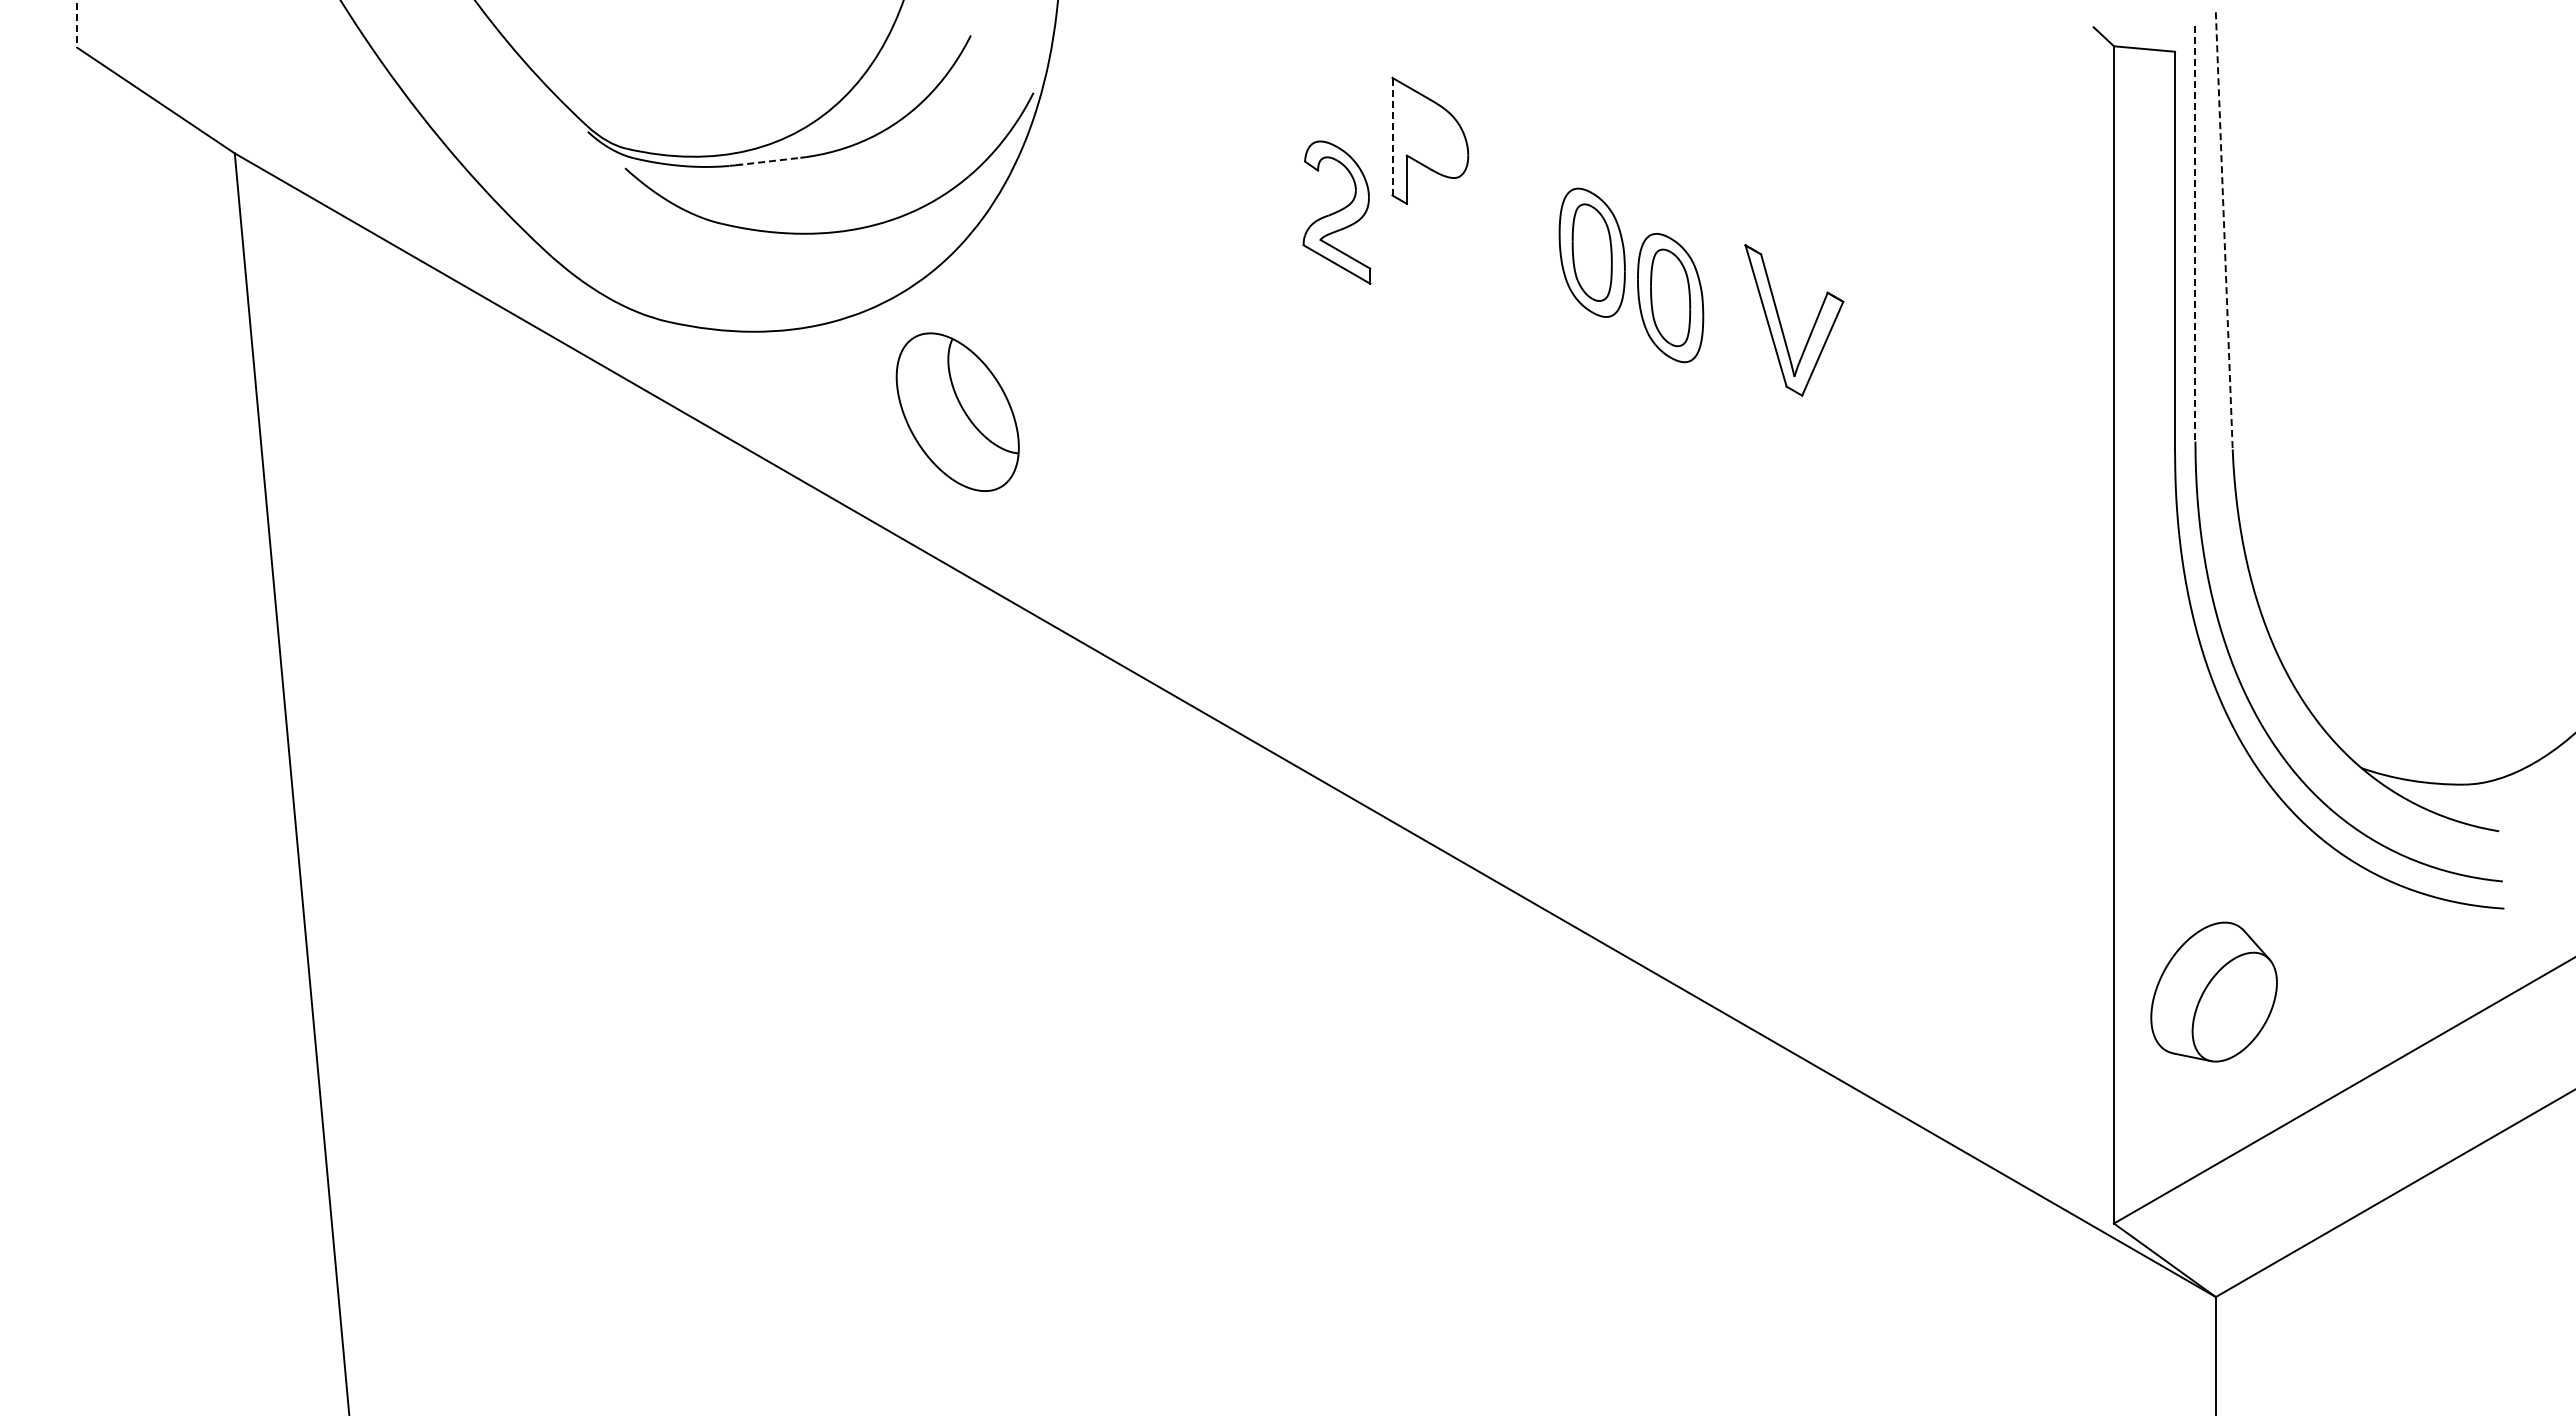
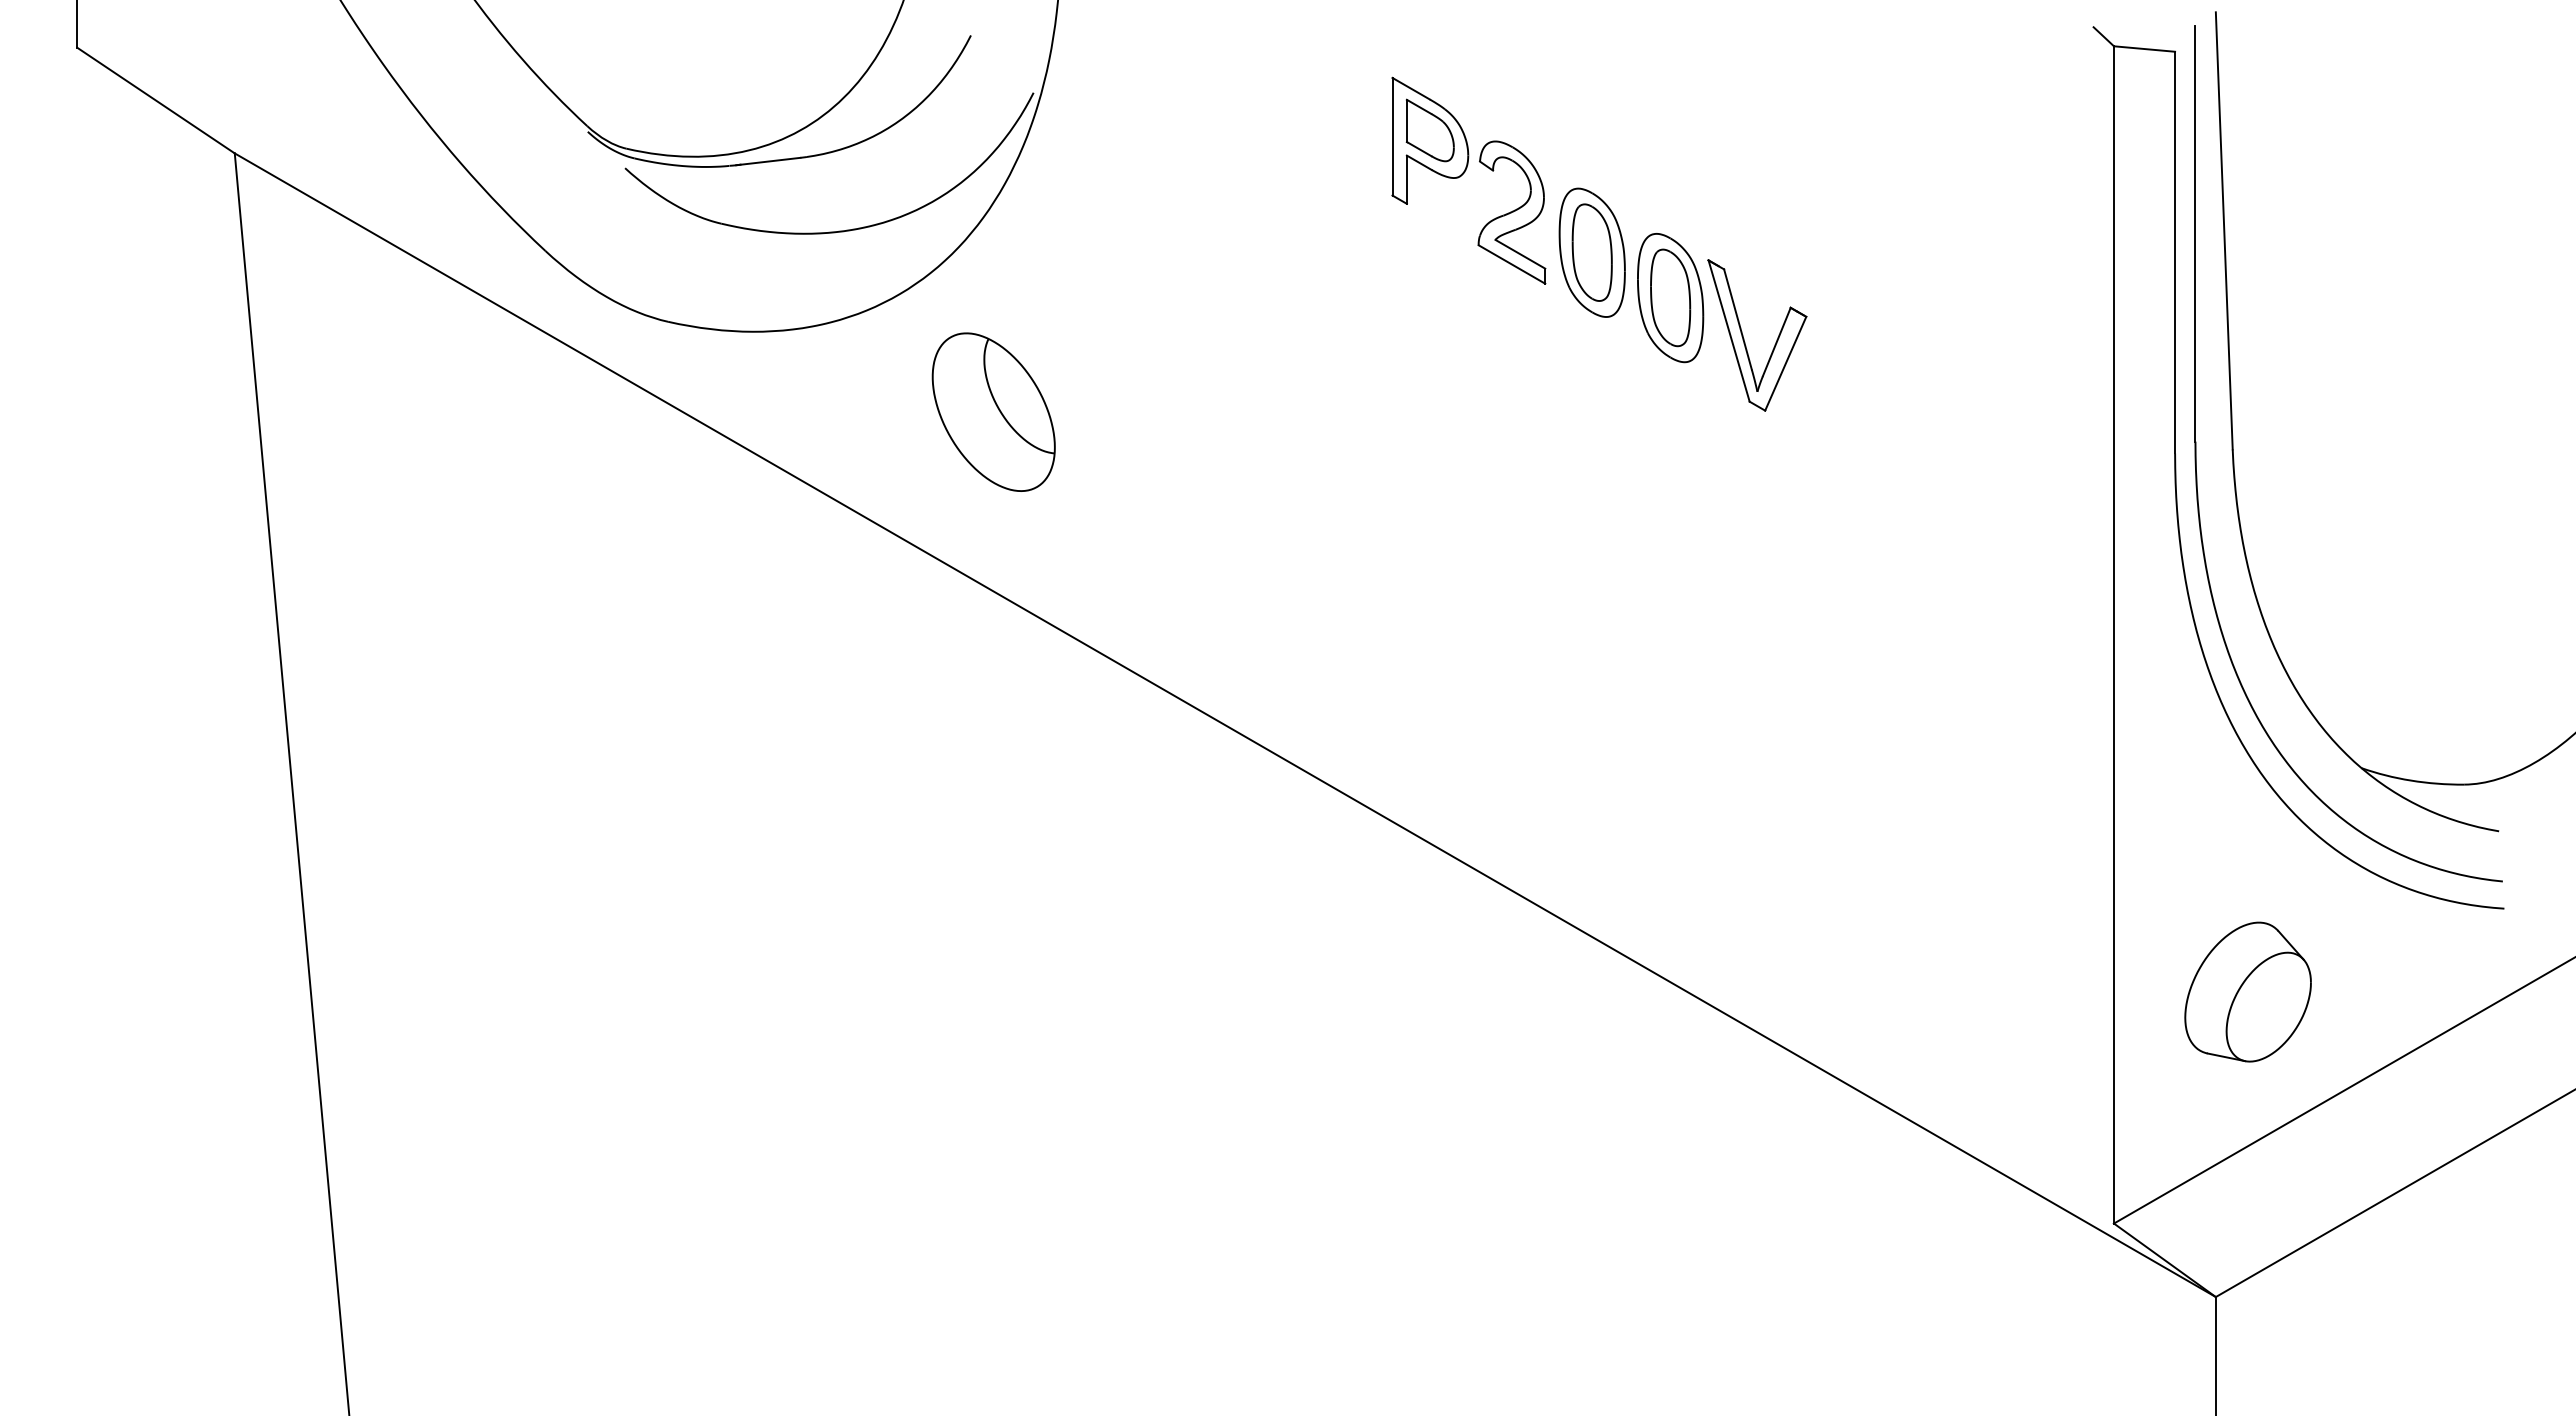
line: dashed -> solid (77, 24)
part: none -> present (1429, 130)
line: dashed -> solid (1392, 136)
line: dashed -> solid (768, 161)
part position: (1336, 212) -> (1511, 212) (1511, 212)
line: dashed -> solid (2224, 230)
line: dashed -> solid (2195, 234)
part position: (1781, 323) -> (1744, 338) (1744, 338)
part position: (957, 411) -> (993, 411) (993, 411)
part position: (2213, 991) -> (2247, 991) (2247, 991)
